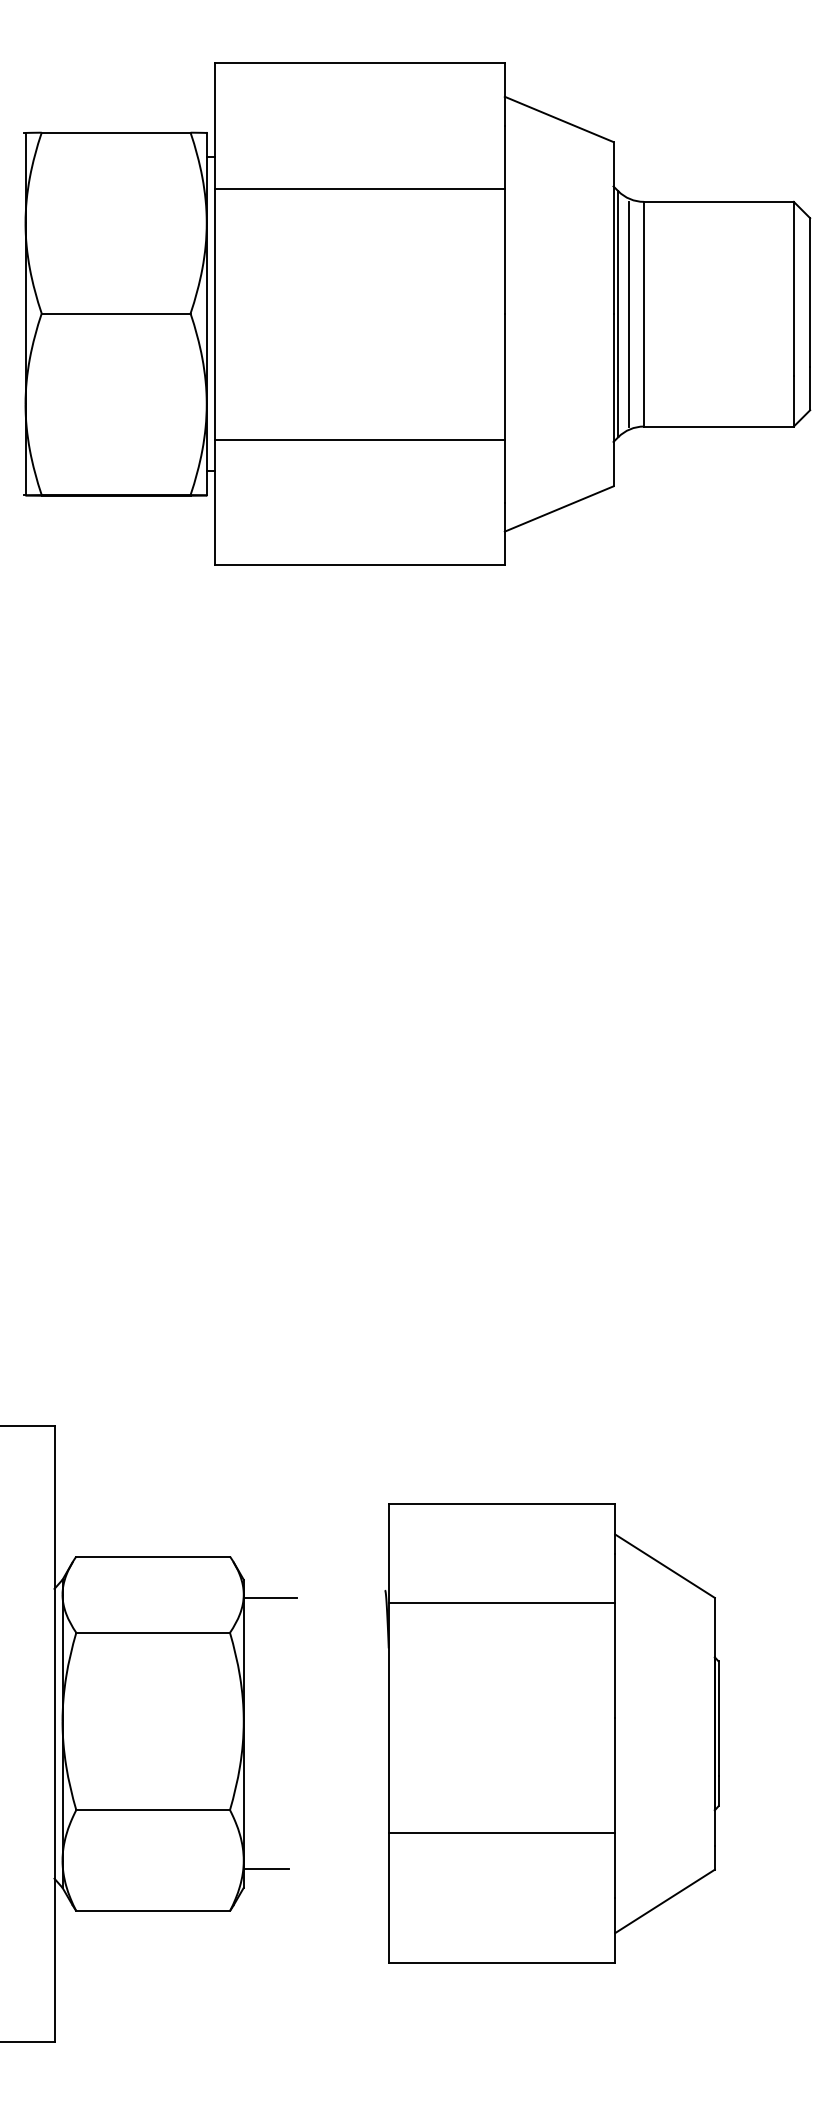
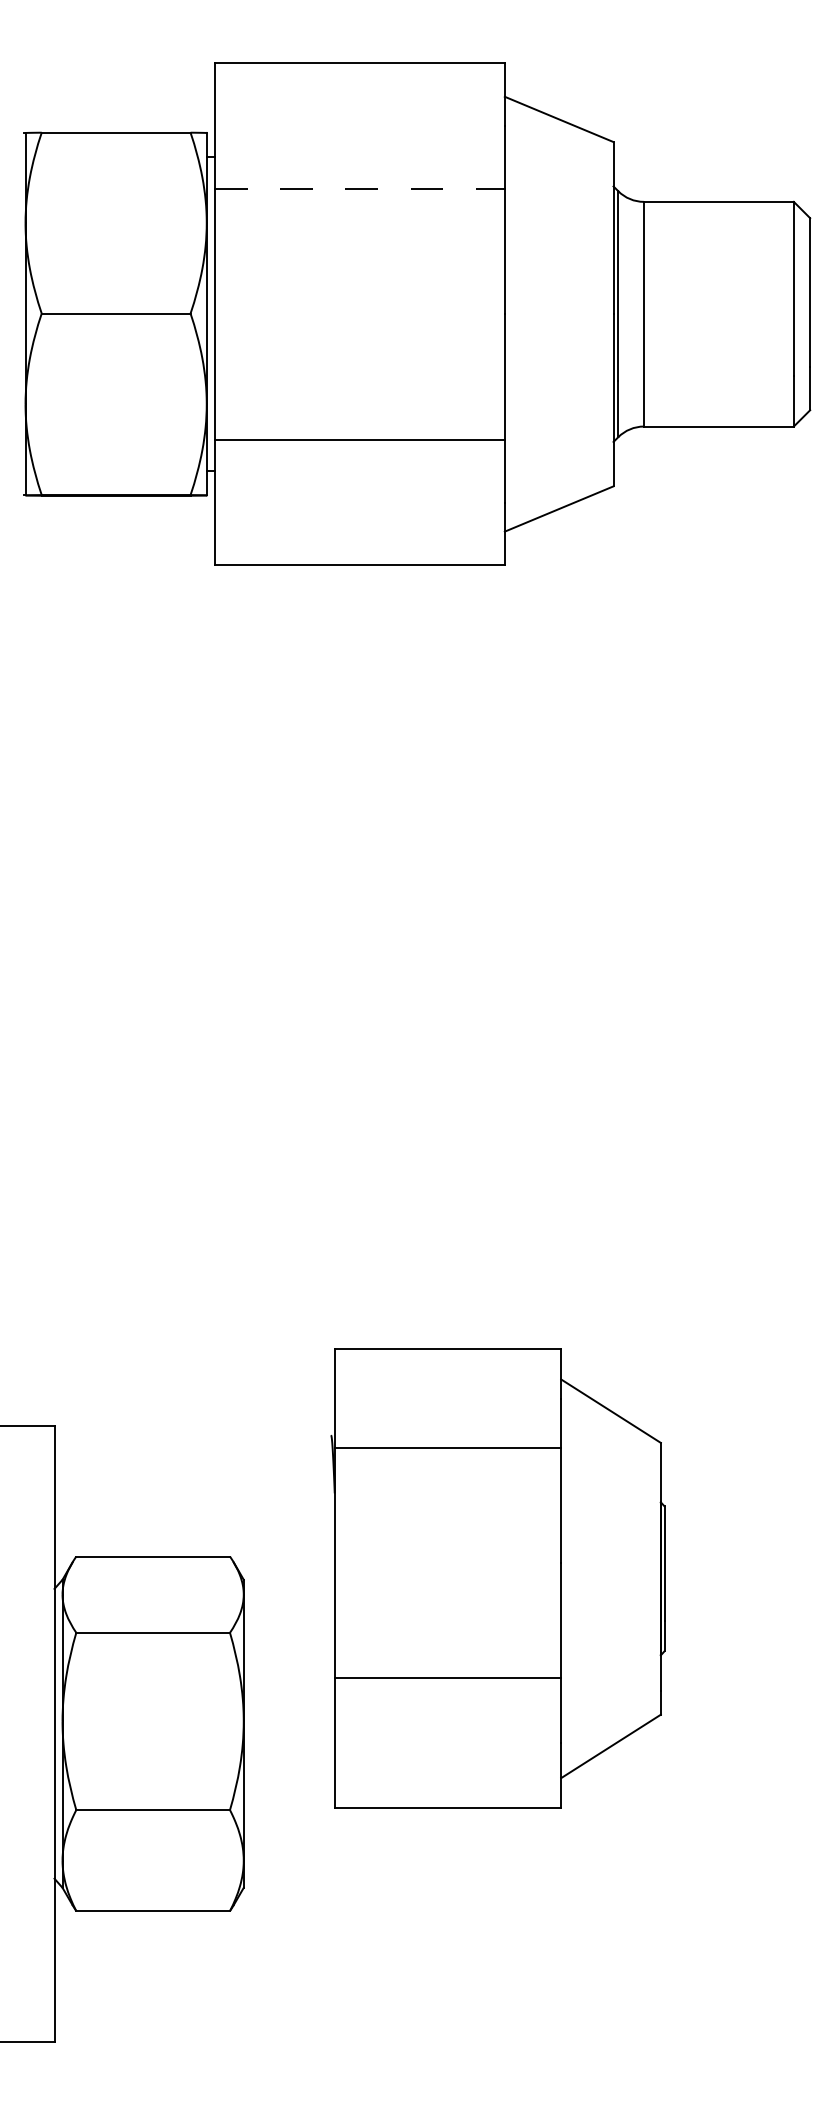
line: solid -> dashed (359, 188)
line: present -> none (628, 313)
line: present -> none (269, 1598)
part position: (551, 1733) -> (497, 1578) (497, 1578)
line: present -> none (266, 1869)
